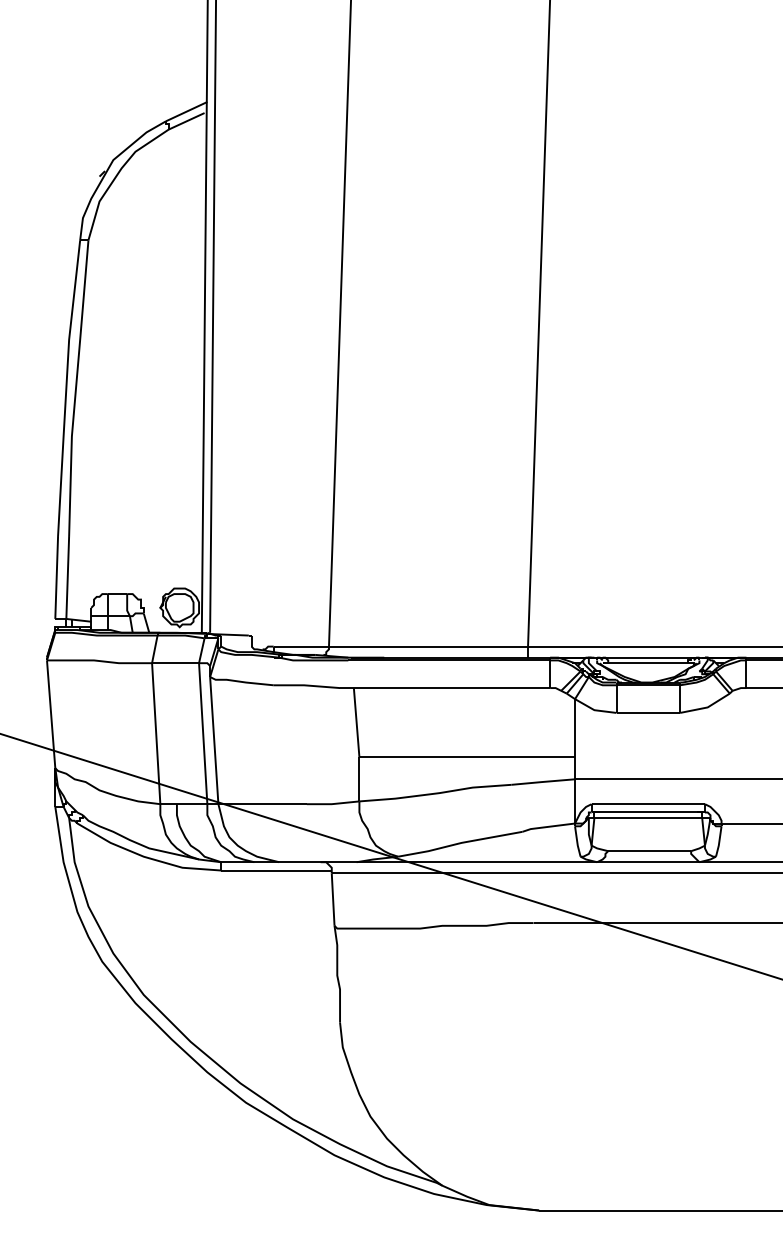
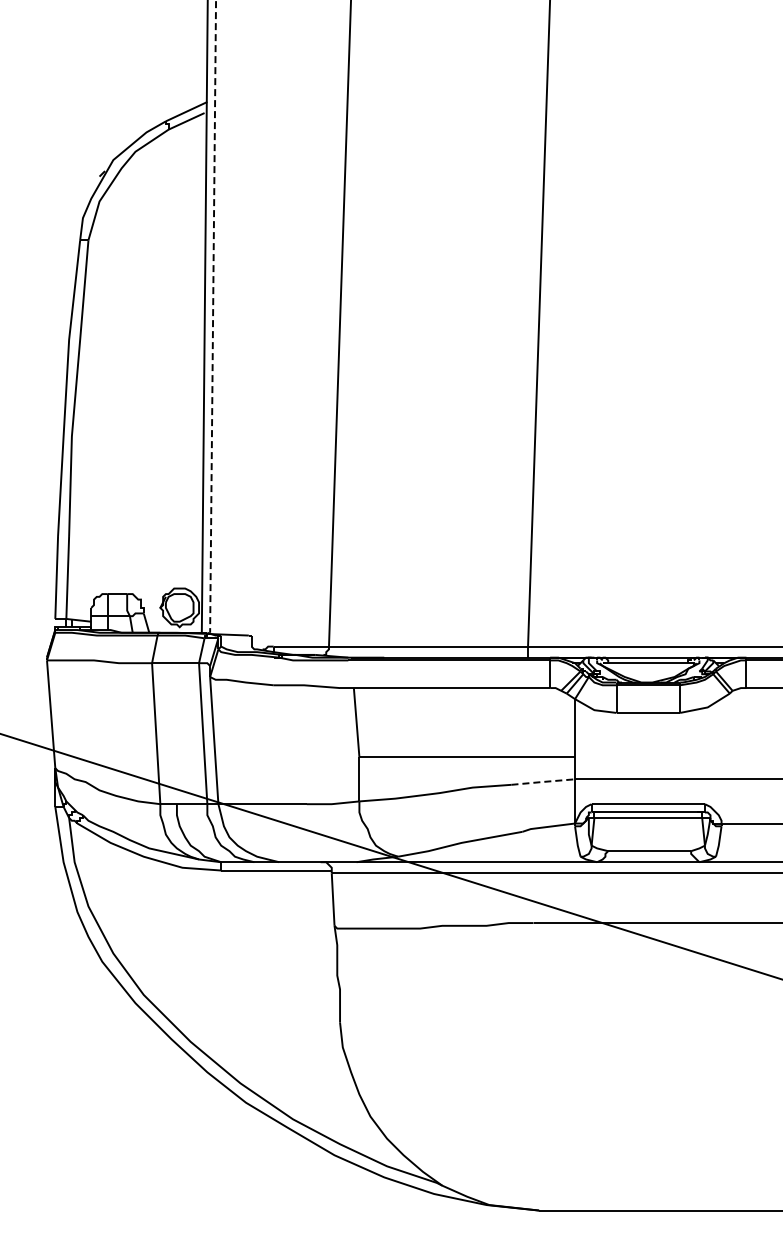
line: solid -> dashed (213, 316)
line: solid -> dashed (542, 781)
